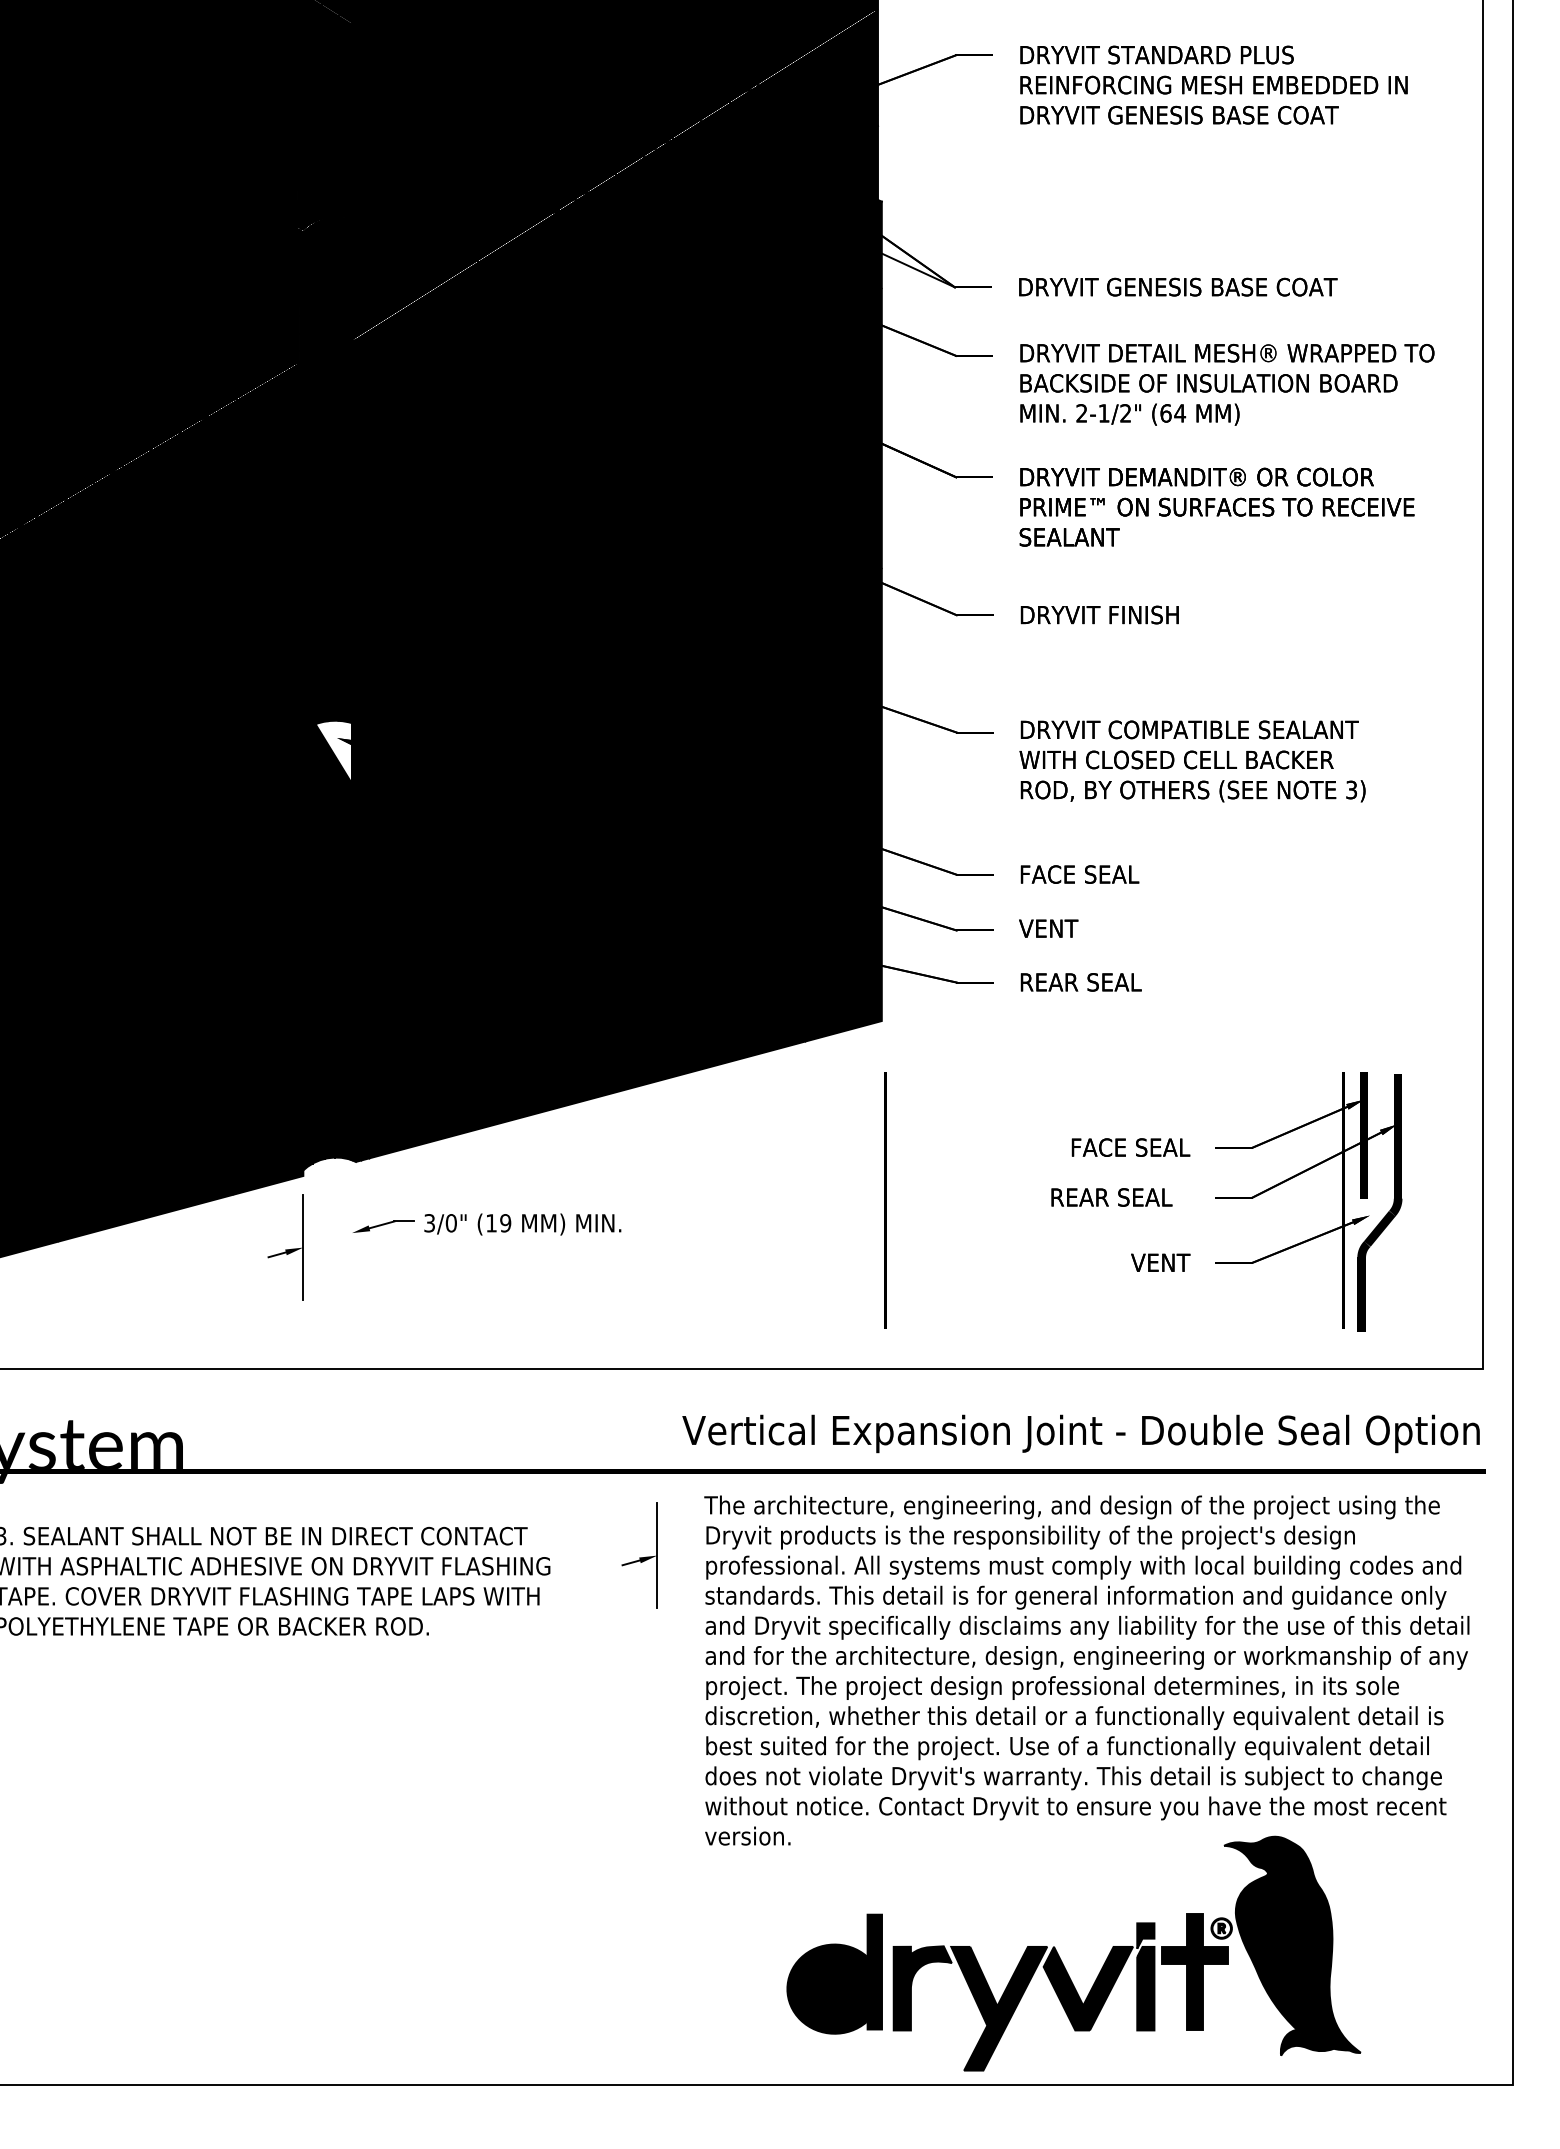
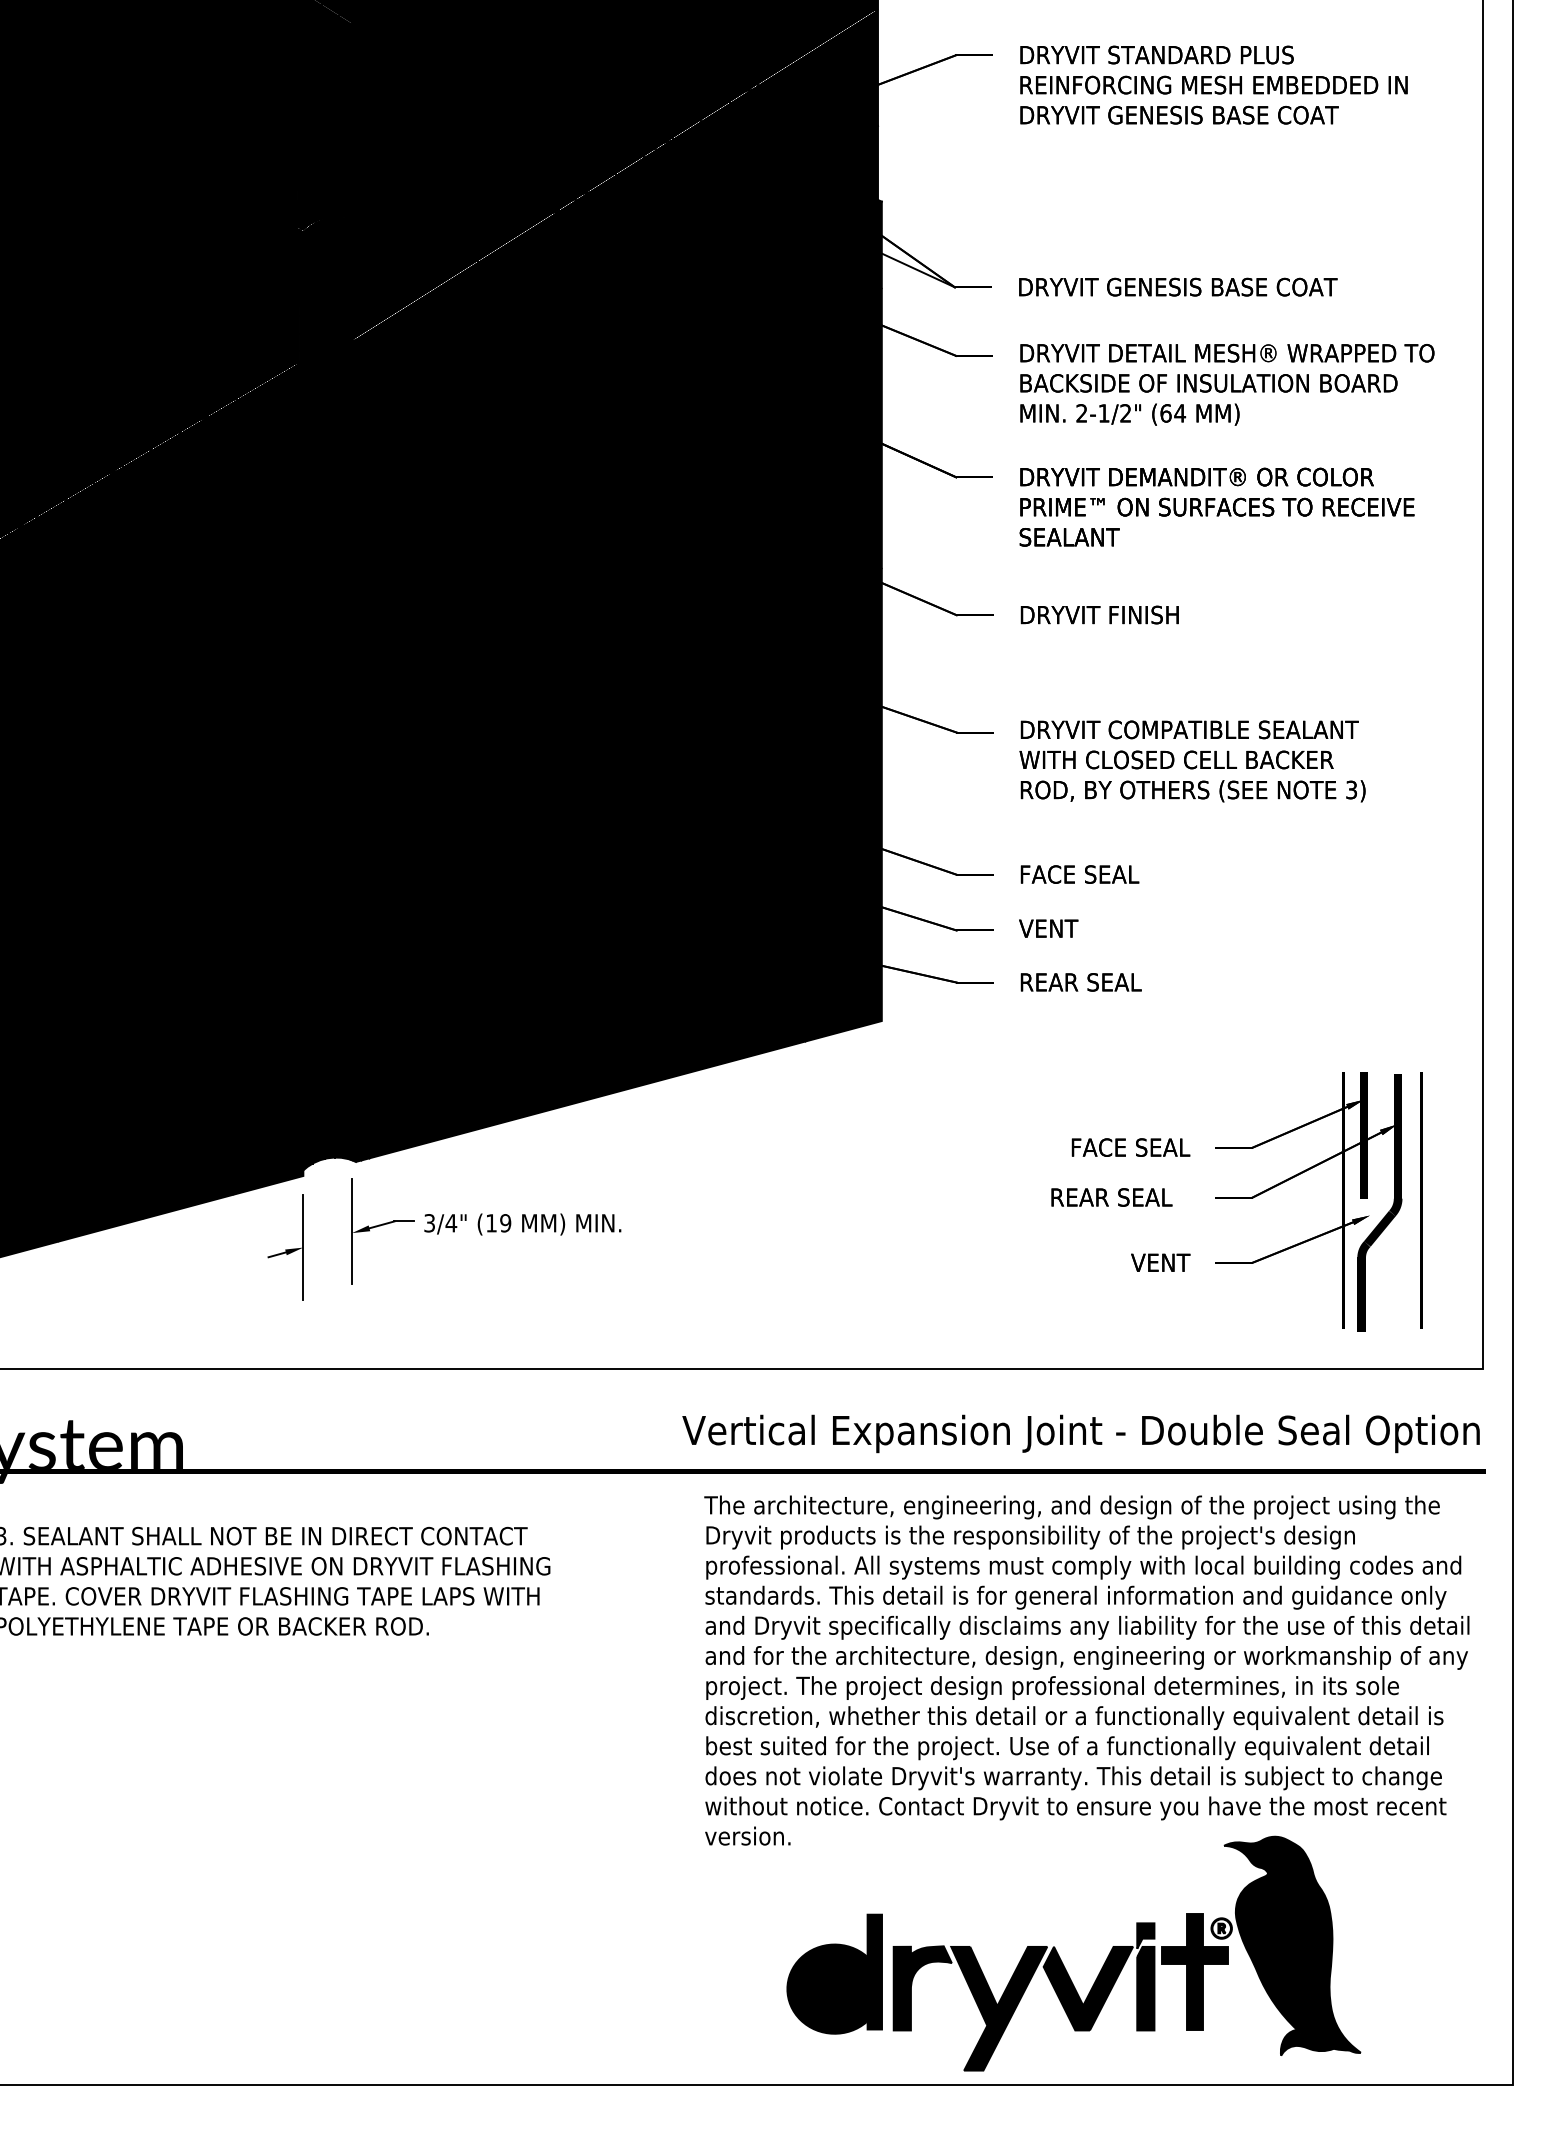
fill: none -> present (333, 751)
line position: (885, 1200) -> (1421, 1200) (1421, 1200)
text: 3/0" -> 3/4" (451, 1223)
line: none -> present (352, 1231)
part: present -> none (639, 1555)
